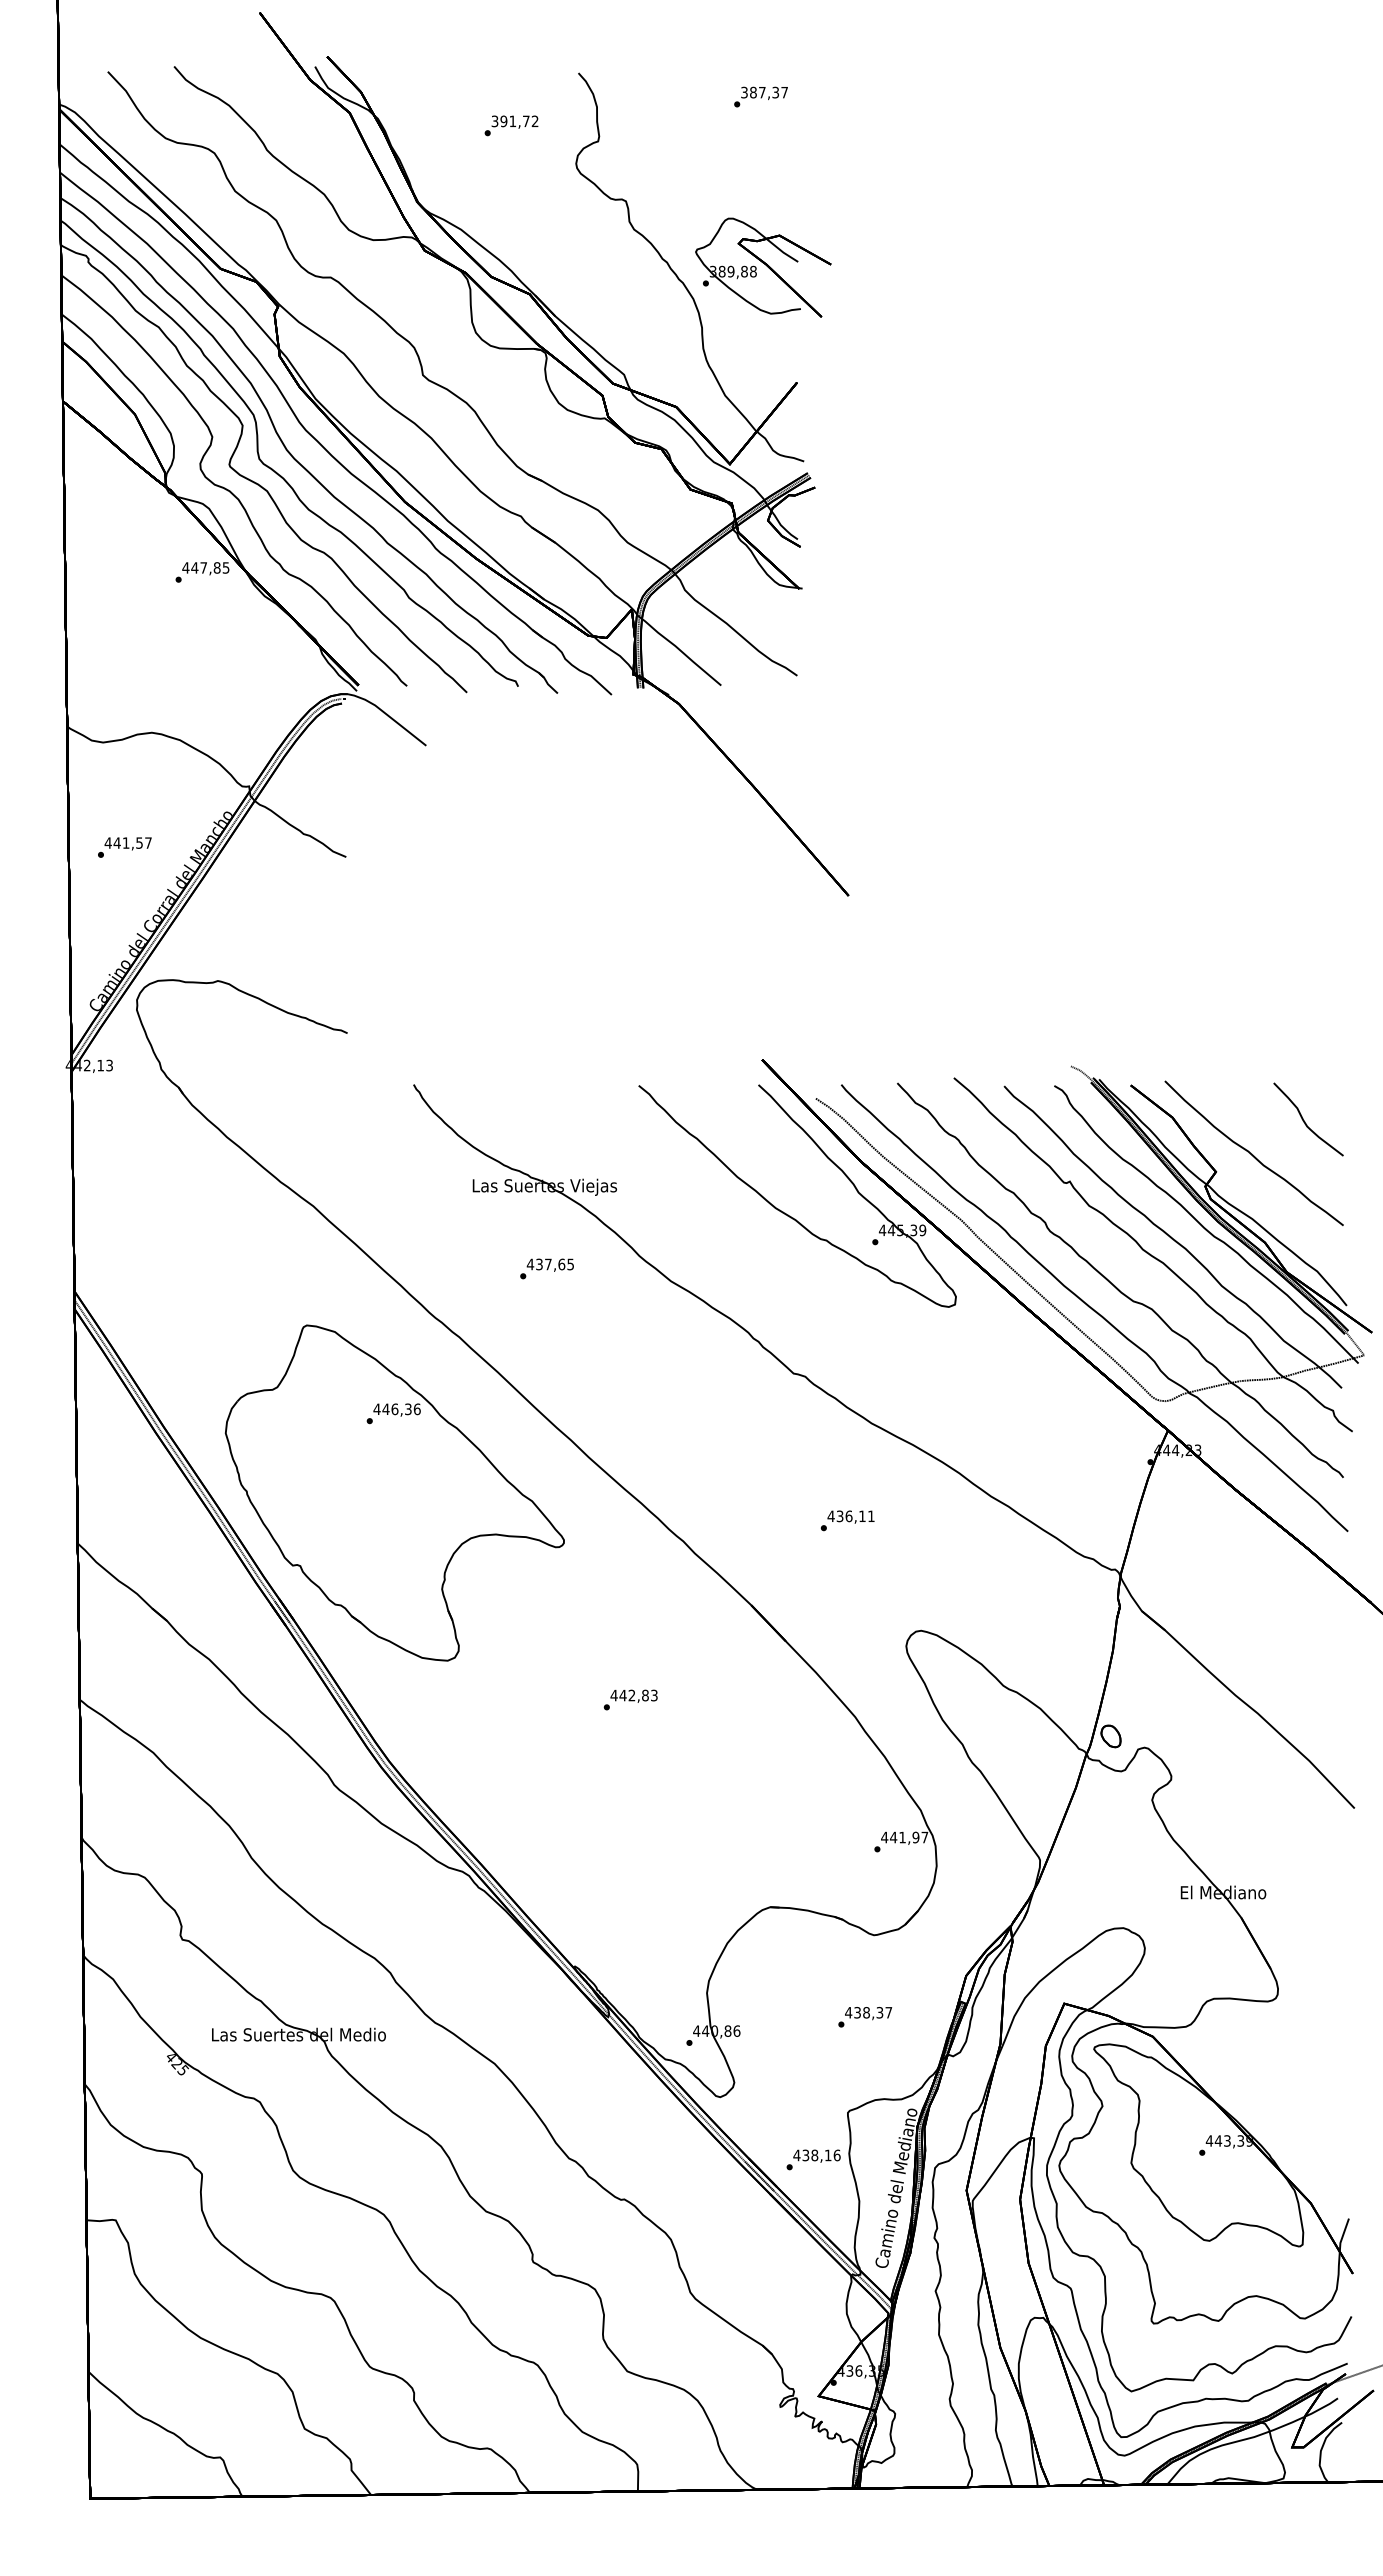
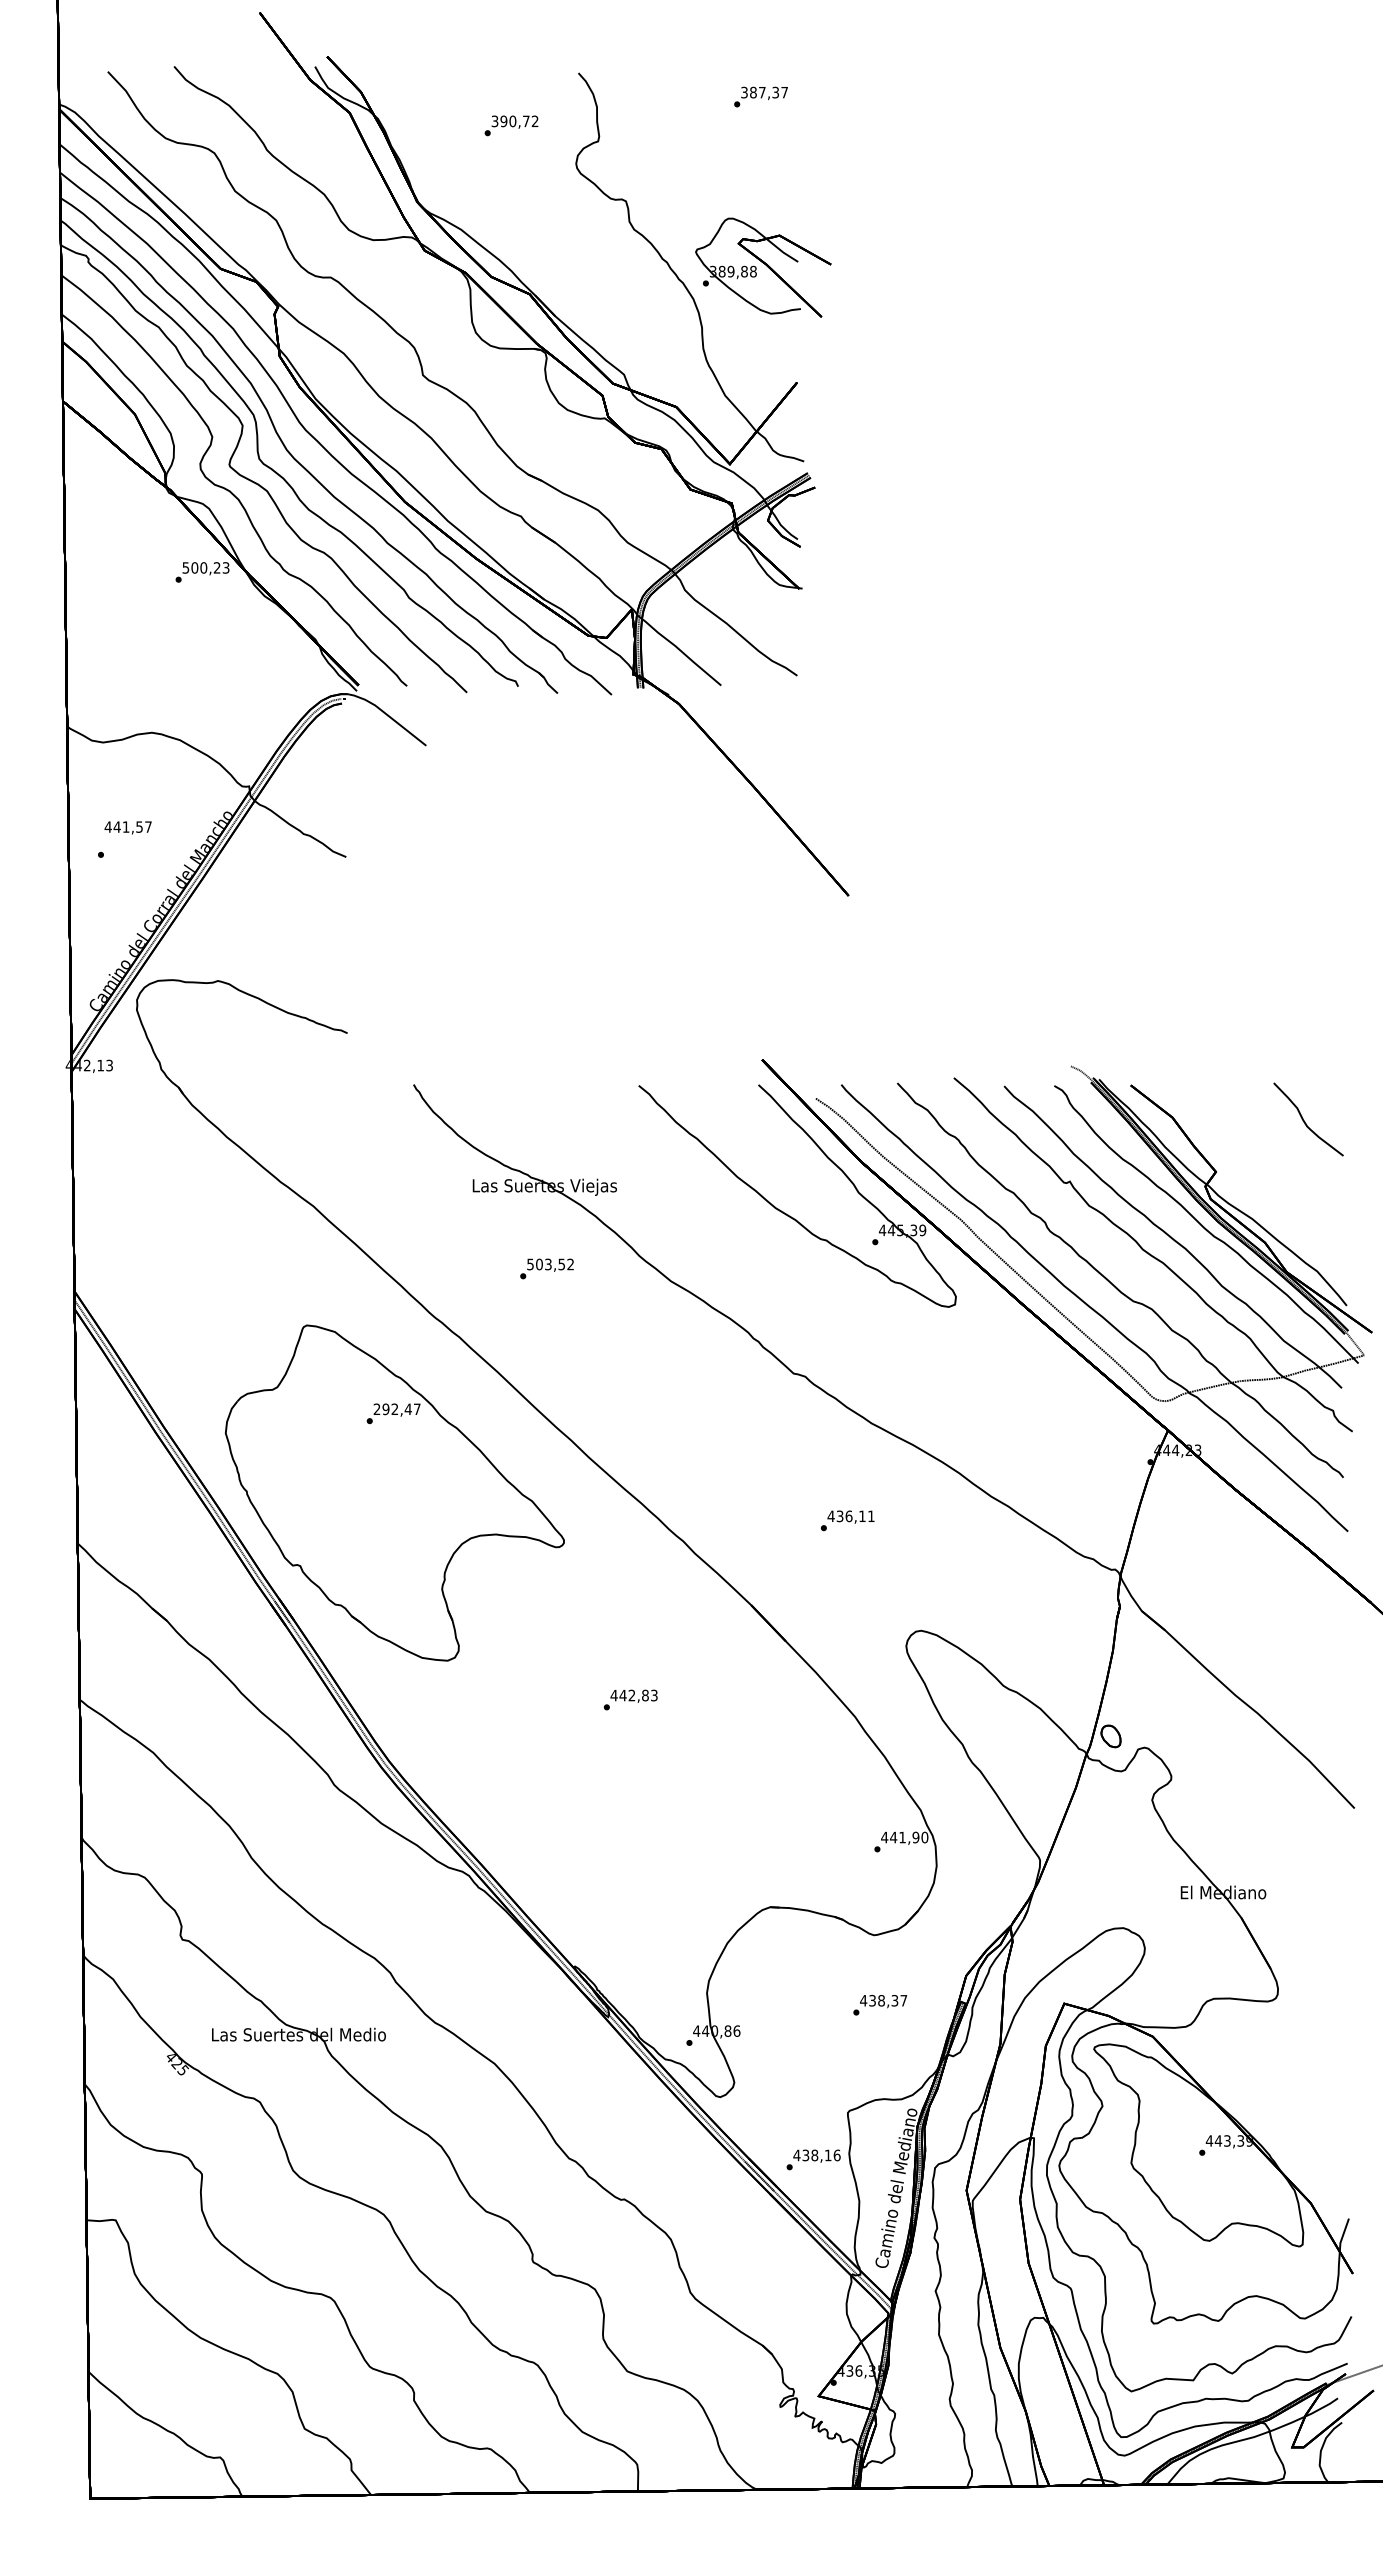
text: 391,72 -> 390,72 (512, 121)
text: 447,85 -> 500,23 (205, 567)
text position: (127, 843) -> (127, 827) (127, 827)
part: present -> none (1253, 1152)
text: 437,65 -> 503,52 (549, 1264)
text: 446,36 -> 292,47 (396, 1409)
text: 441,97 -> 441,90 (924, 1837)
text position: (865, 2017) -> (880, 2005) (880, 2005)
